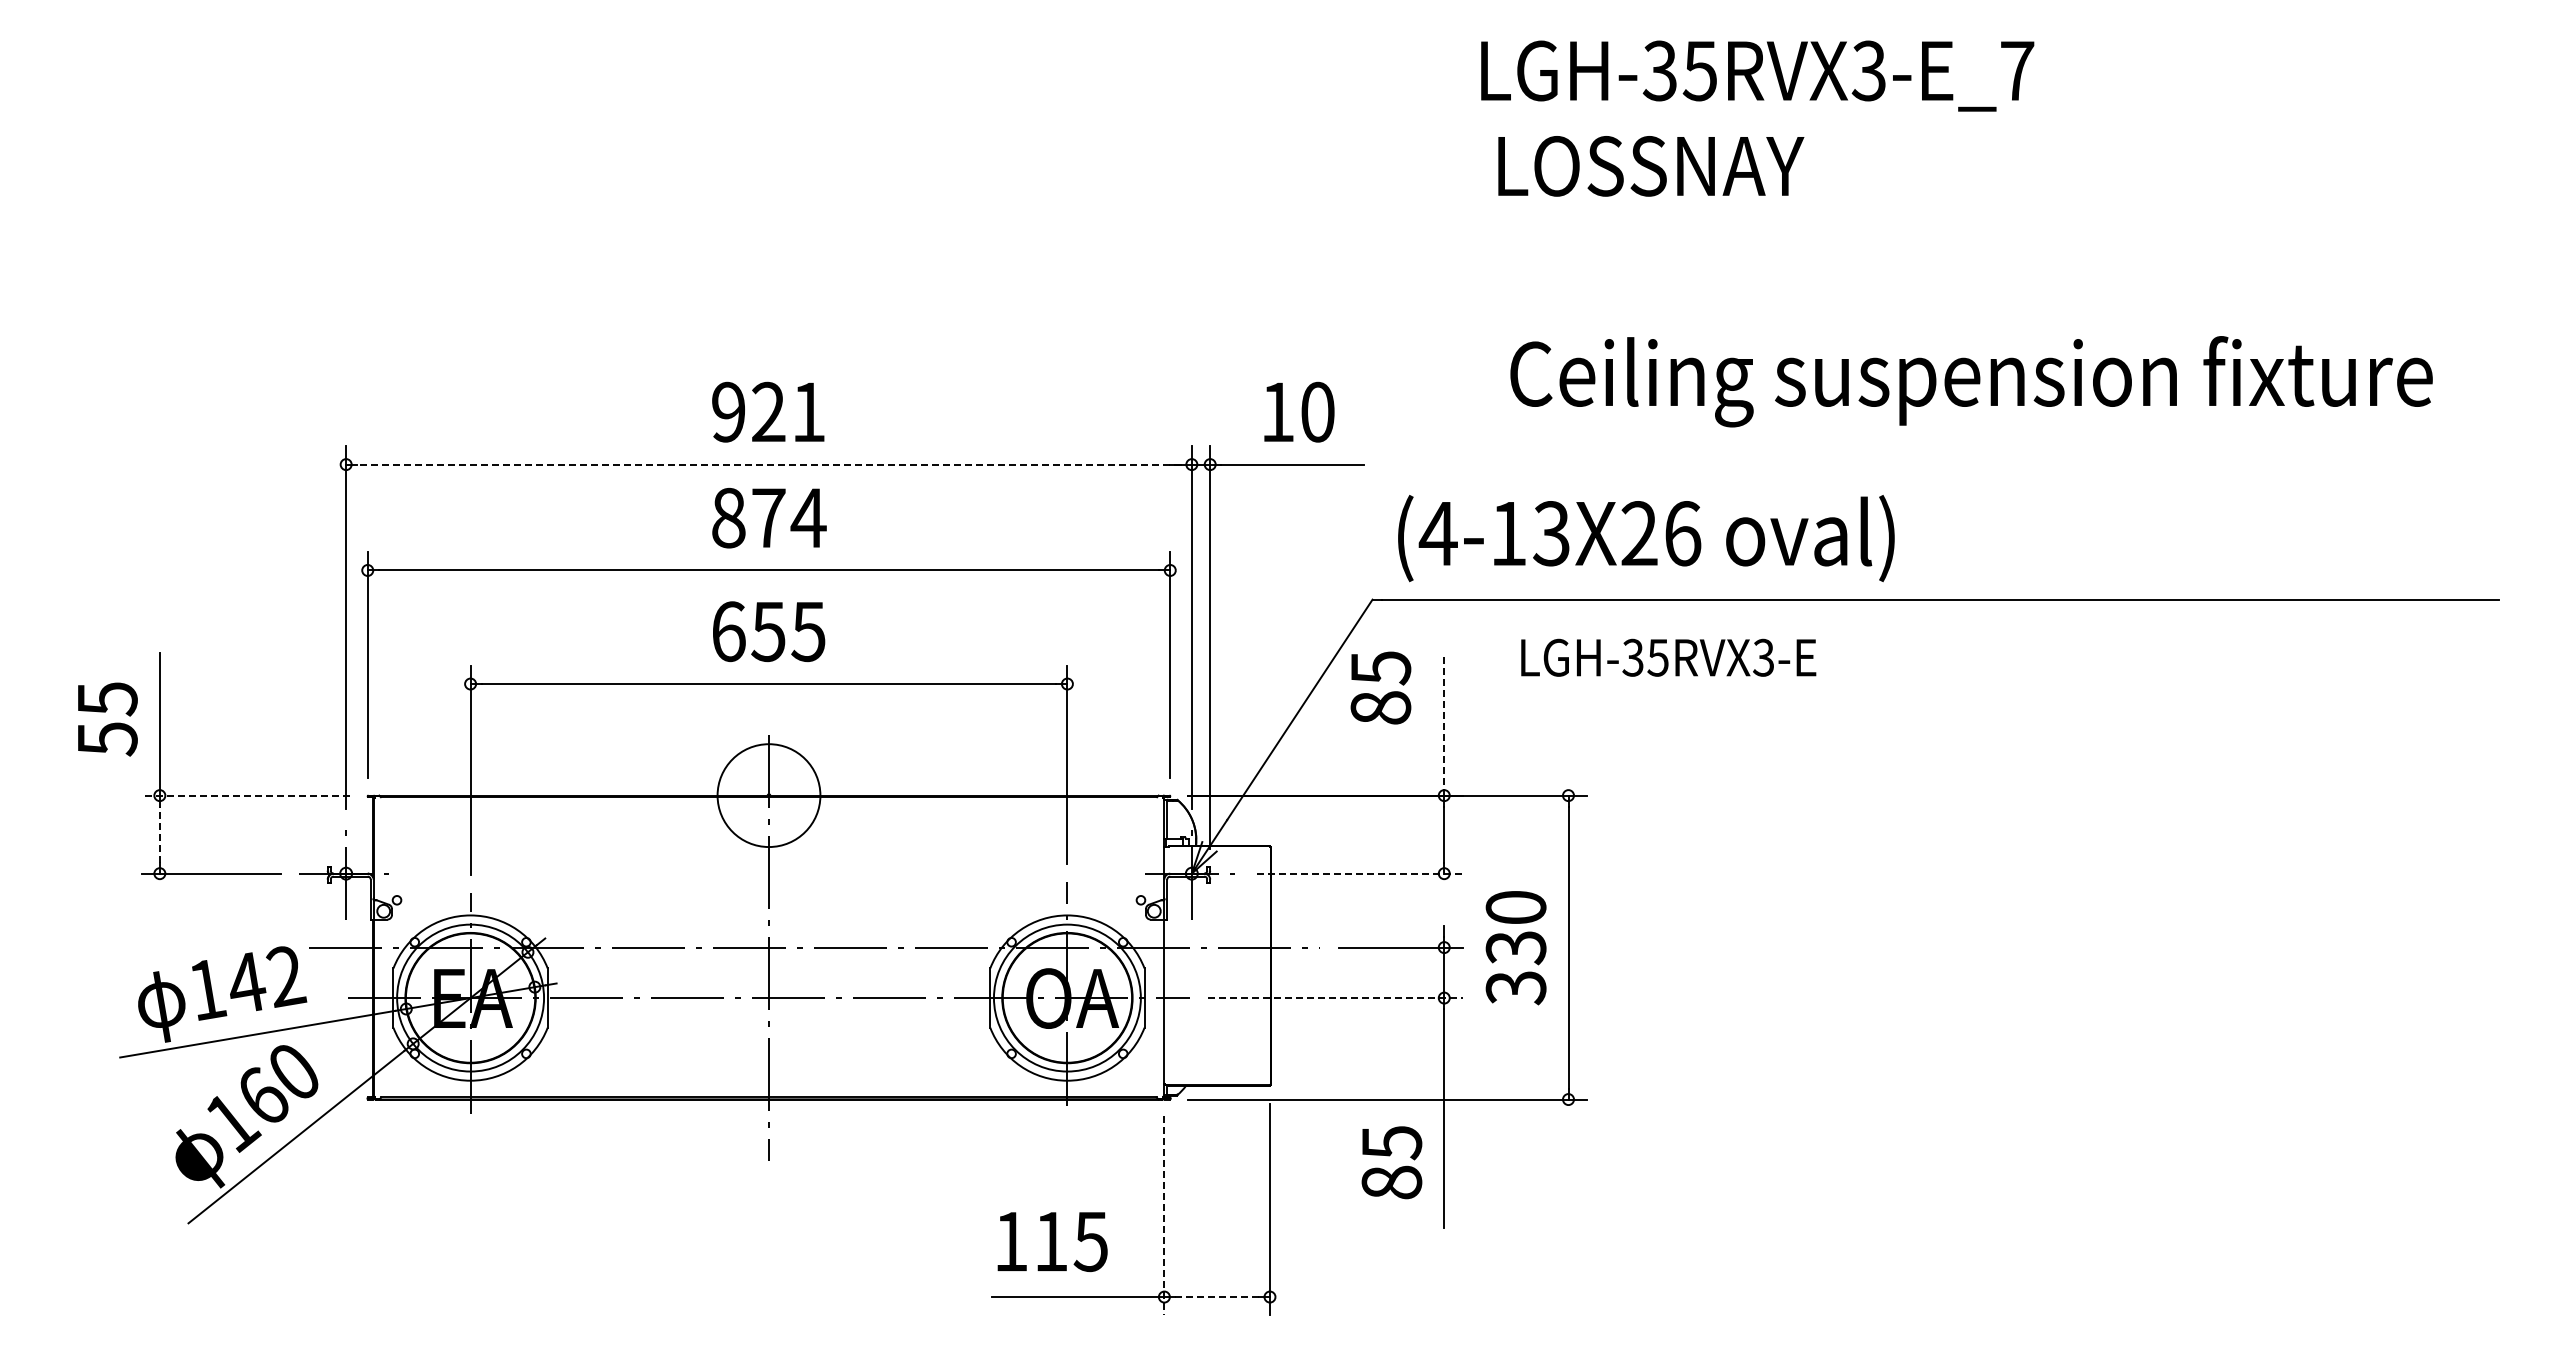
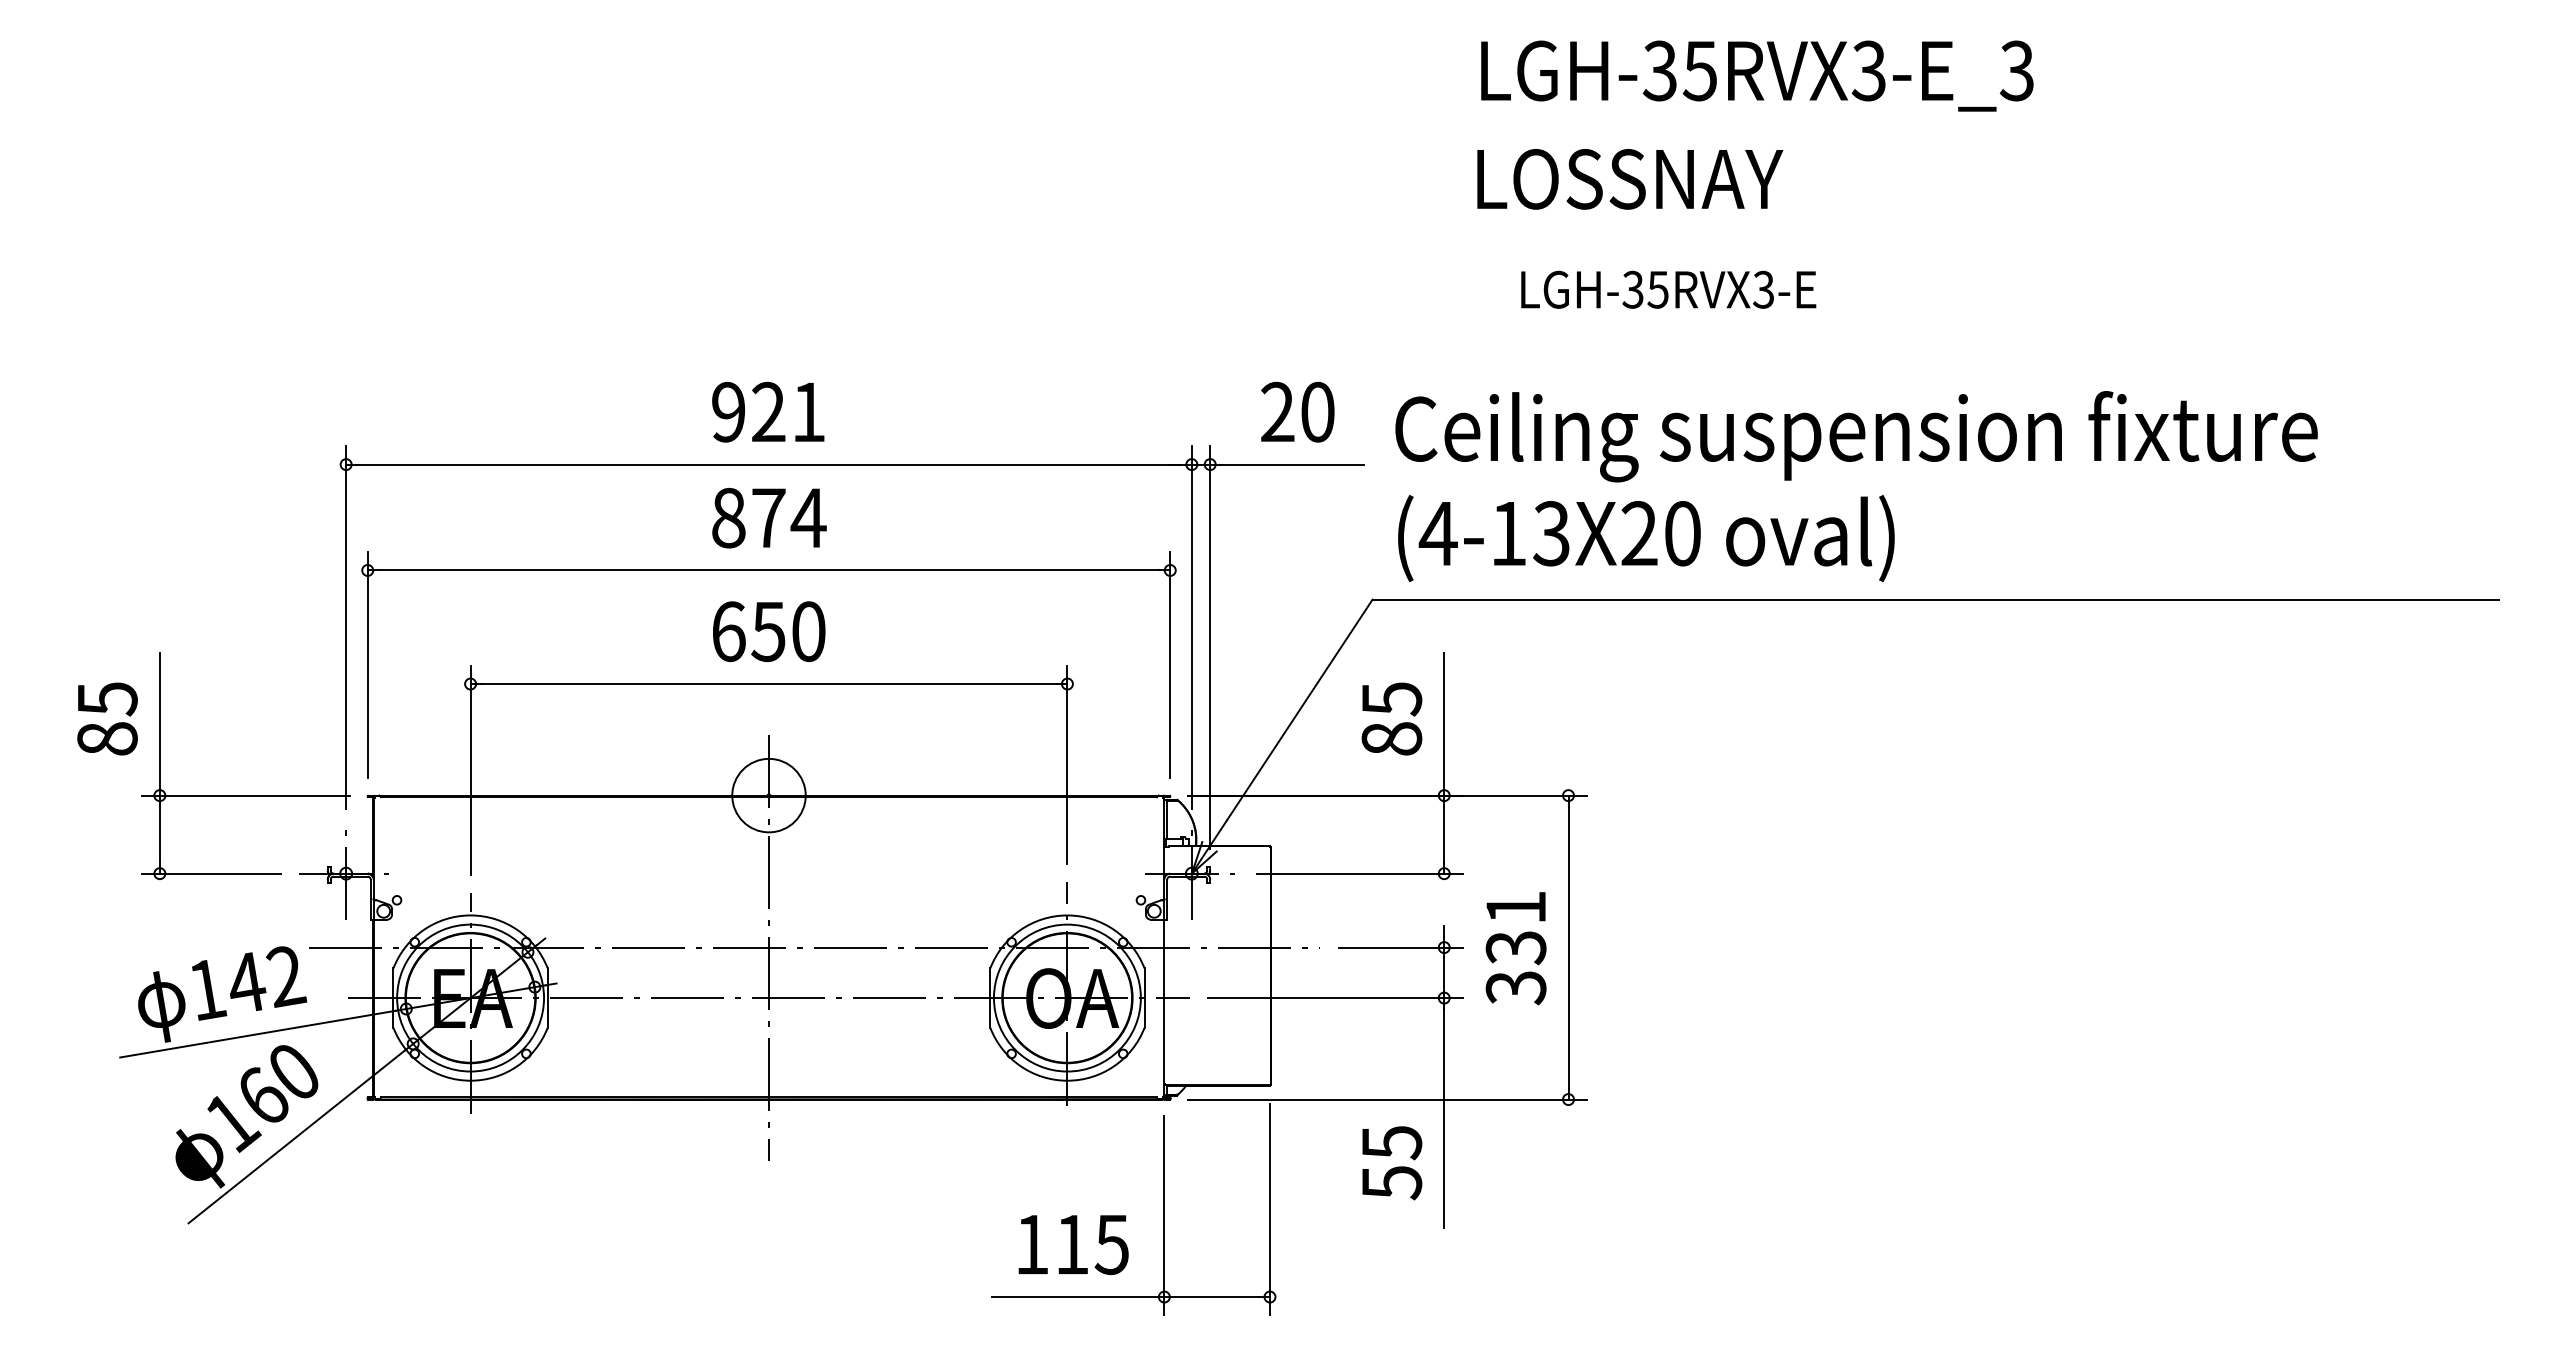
text: LGH-35RVX3-E_7 -> LGH-35RVX3-E_3 (2016, 70)
text position: (1651, 166) -> (1630, 179) (1630, 179)
text position: (1971, 381) -> (1856, 436) (1856, 436)
text: 10 -> 20 (1277, 411)
line: dashed -> solid (769, 464)
text: (4-13X26 -> (4-13X20 (1683, 533)
text: 655 -> 650 (808, 631)
text position: (1668, 657) -> (1668, 289) (1668, 289)
text position: (1380, 687) -> (1391, 718) (1391, 718)
line: dashed -> solid (1444, 723)
text: 55 -> 85 (107, 739)
line: dashed -> solid (245, 795)
circle diameter: 103 px -> 73 px (768, 795)
line: dashed -> solid (159, 834)
line: dashed -> solid (1359, 873)
text: 330 -> 331 (1515, 907)
line: dashed -> solid (1336, 998)
text: 85 -> 55 (1391, 1182)
line: dashed -> solid (1164, 1215)
text position: (1052, 1242) -> (1073, 1245) (1073, 1245)
line: dashed -> solid (1217, 1297)
